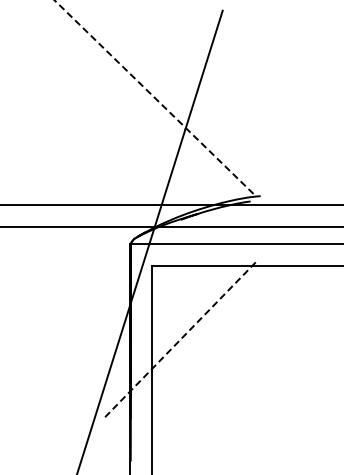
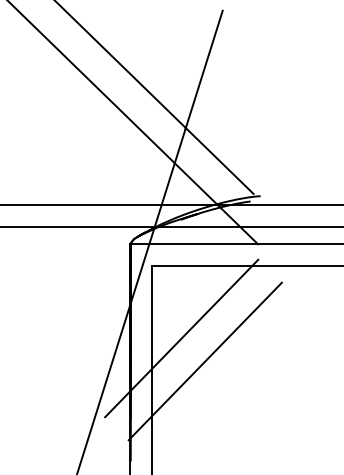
line: dashed -> solid (153, 97)
line: none -> present (133, 123)
line: dashed -> solid (181, 338)
line: none -> present (204, 361)
